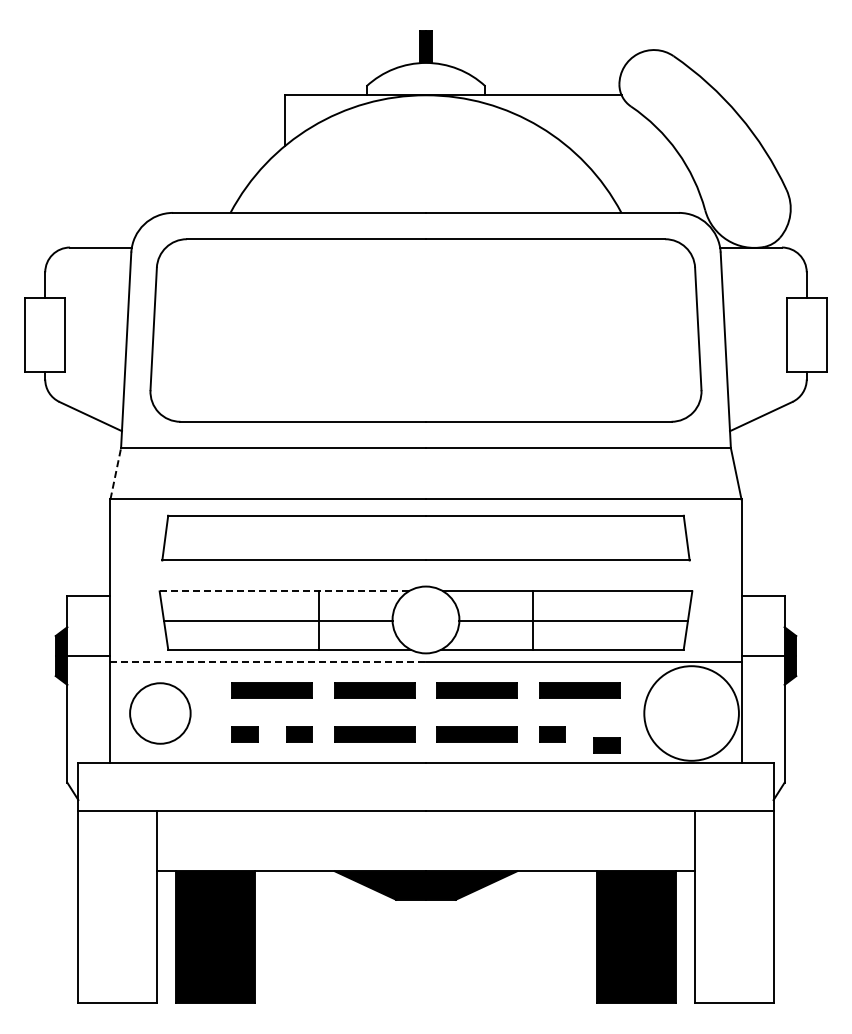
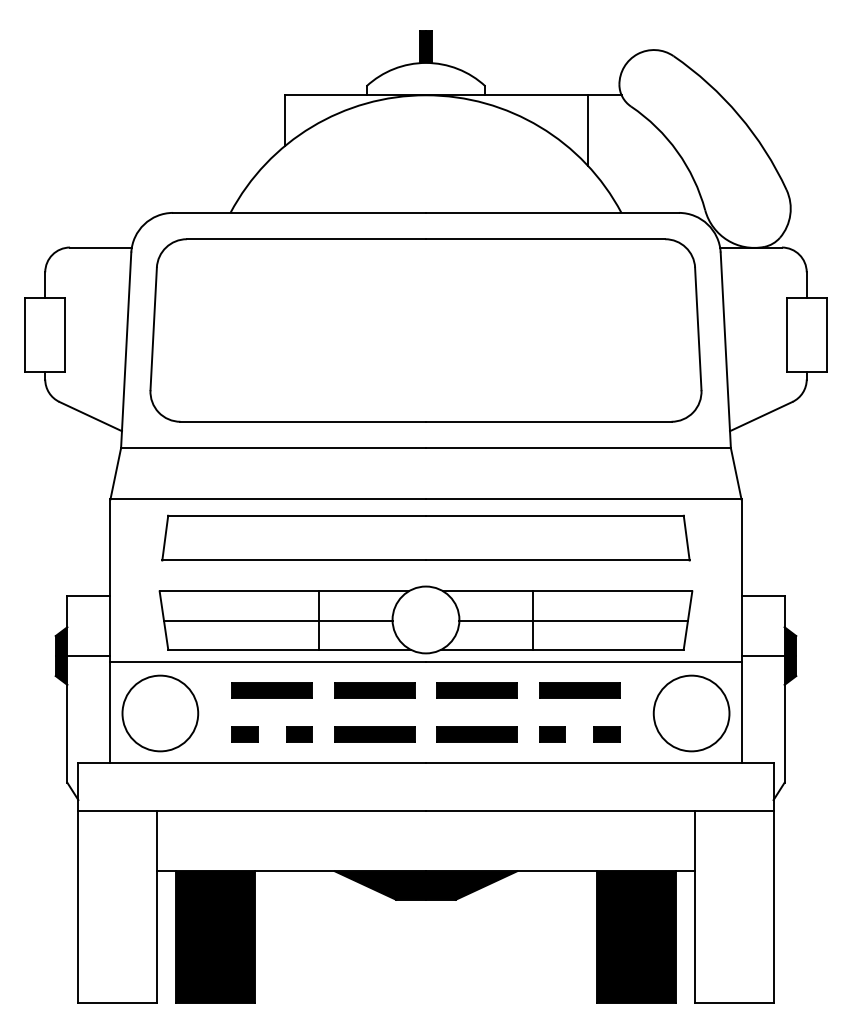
line: none -> present (588, 130)
line: dashed -> solid (115, 473)
line: dashed -> solid (283, 591)
line: dashed -> solid (268, 661)
circle diameter: 61 px -> 76 px (160, 713)
circle diameter: 95 px -> 76 px (691, 713)
part position: (606, 745) -> (606, 734) (606, 734)
